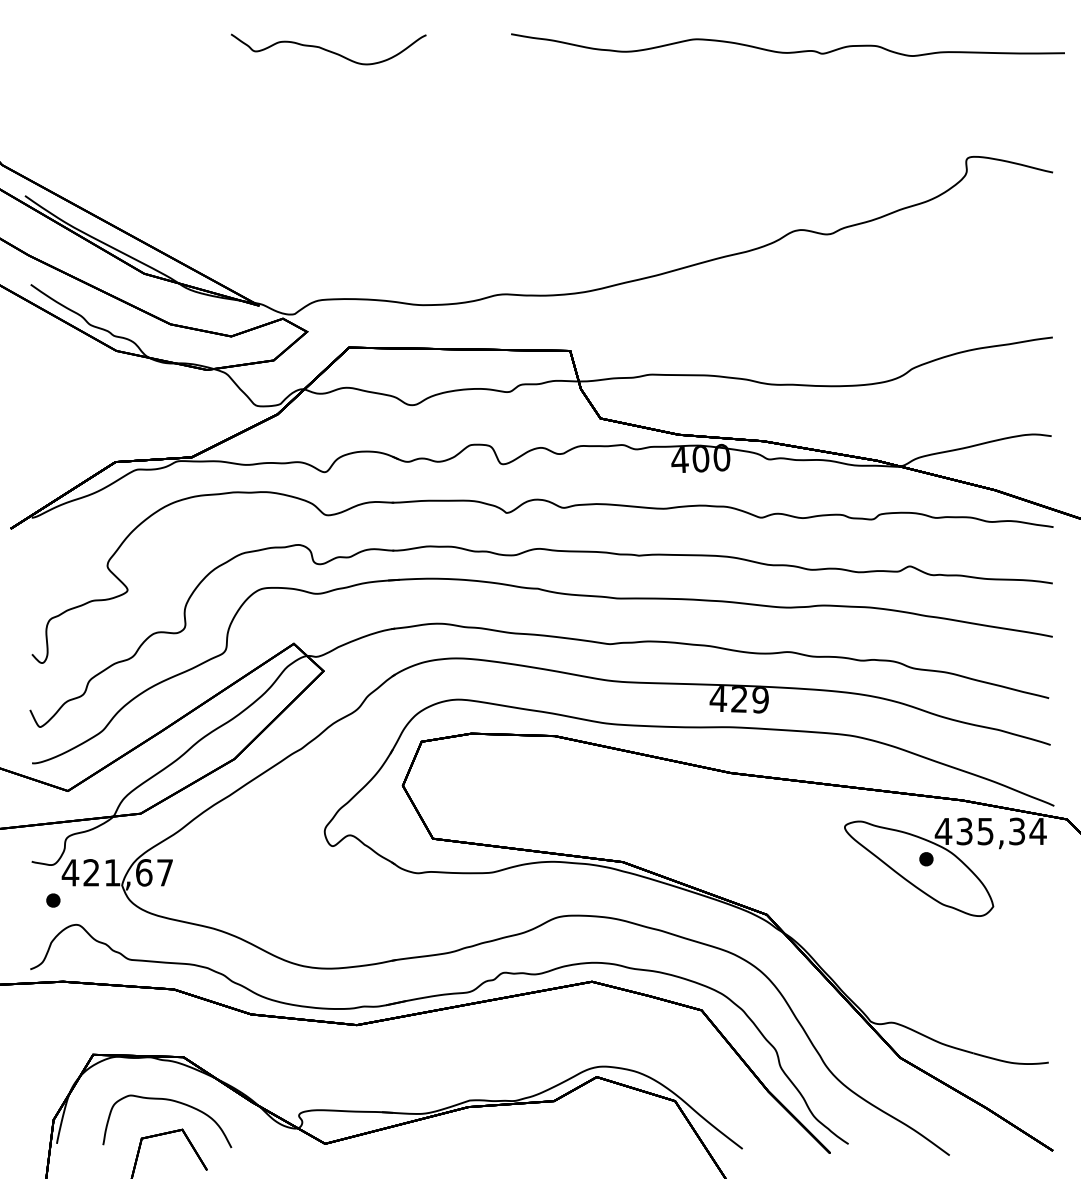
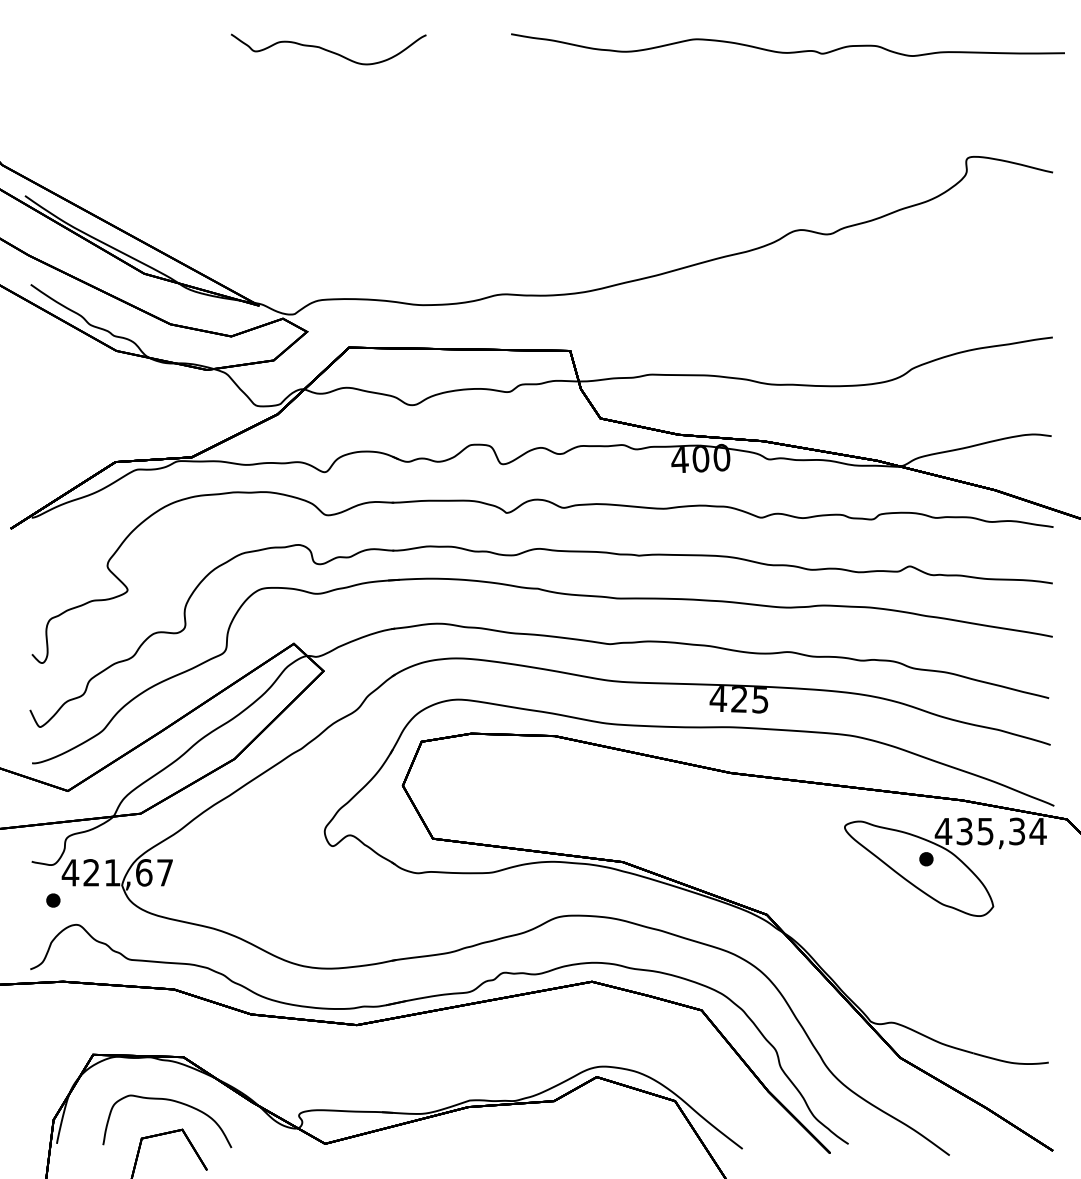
text: 429 -> 425 (760, 700)
